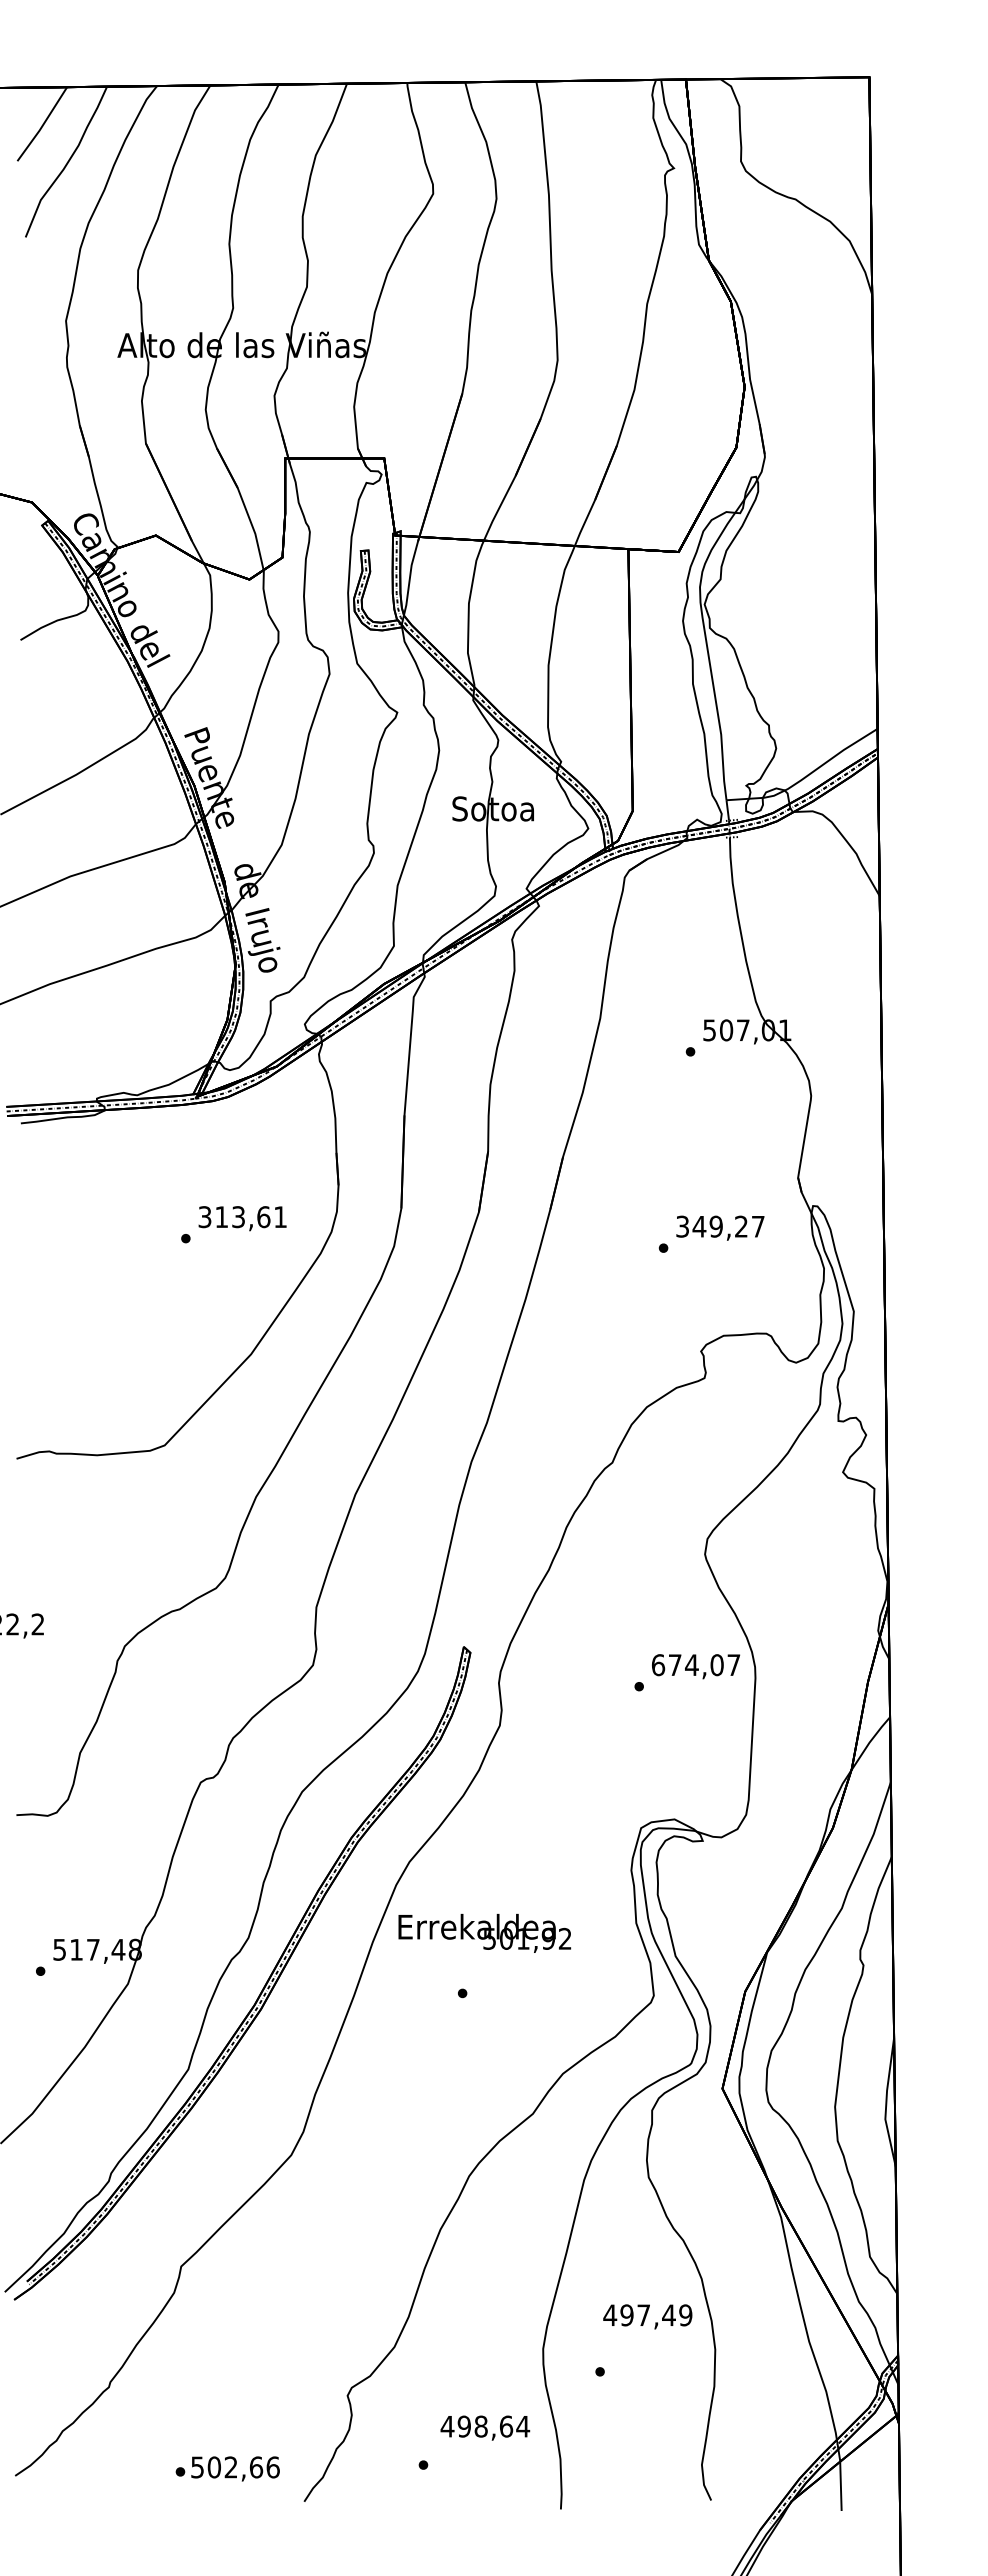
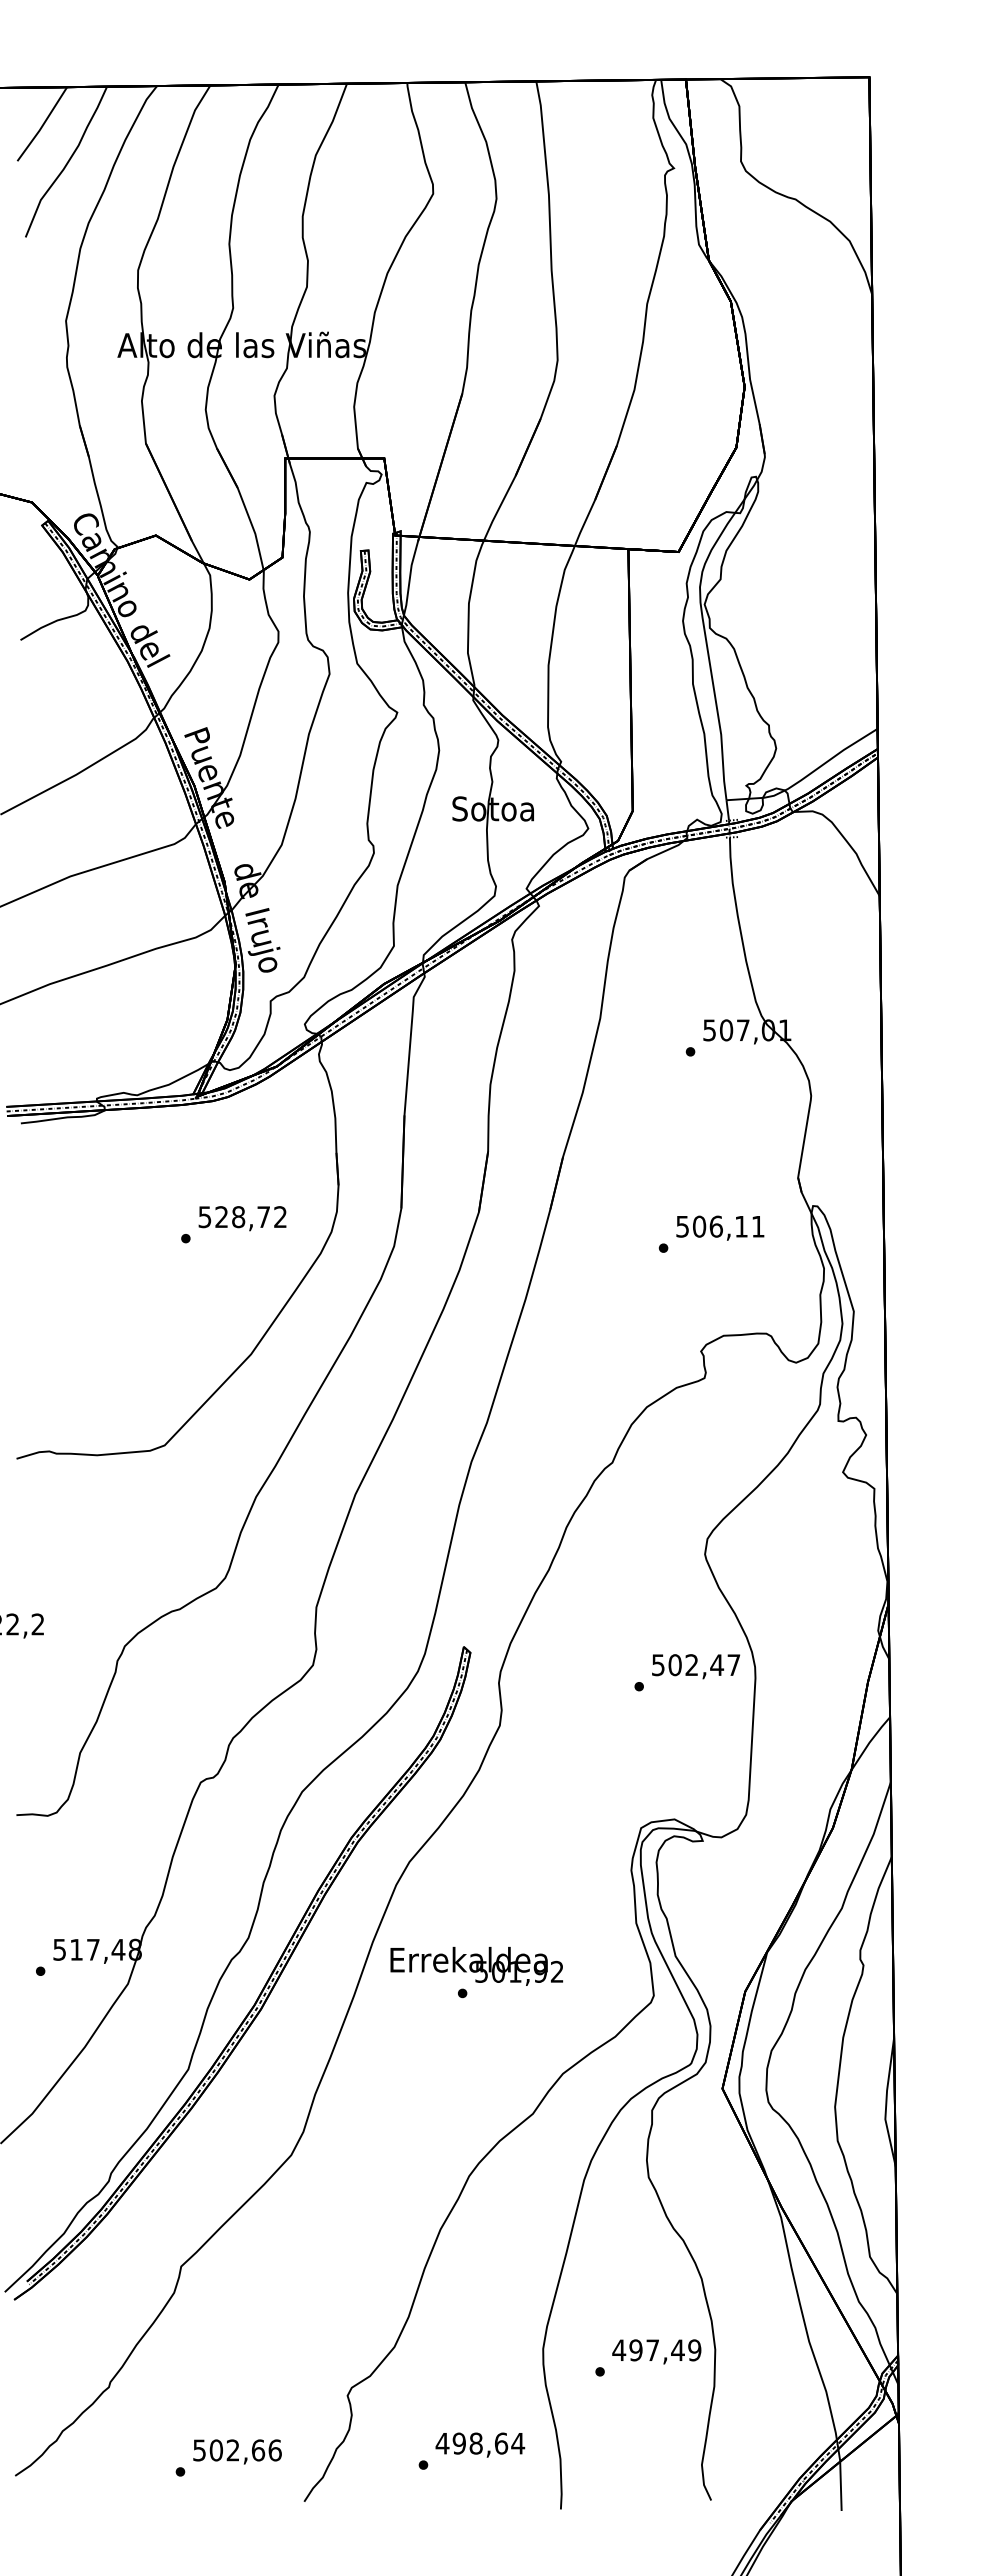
text: 313,61 -> 528,72 (242, 1217)
text: 349,27 -> 506,11 (720, 1226)
text: 674,07 -> 502,47 (687, 1665)
text position: (484, 1932) -> (476, 1965) (476, 1965)
text position: (647, 2316) -> (656, 2351) (656, 2351)
text position: (485, 2427) -> (480, 2444) (480, 2444)
text position: (235, 2468) -> (237, 2451) (237, 2451)
